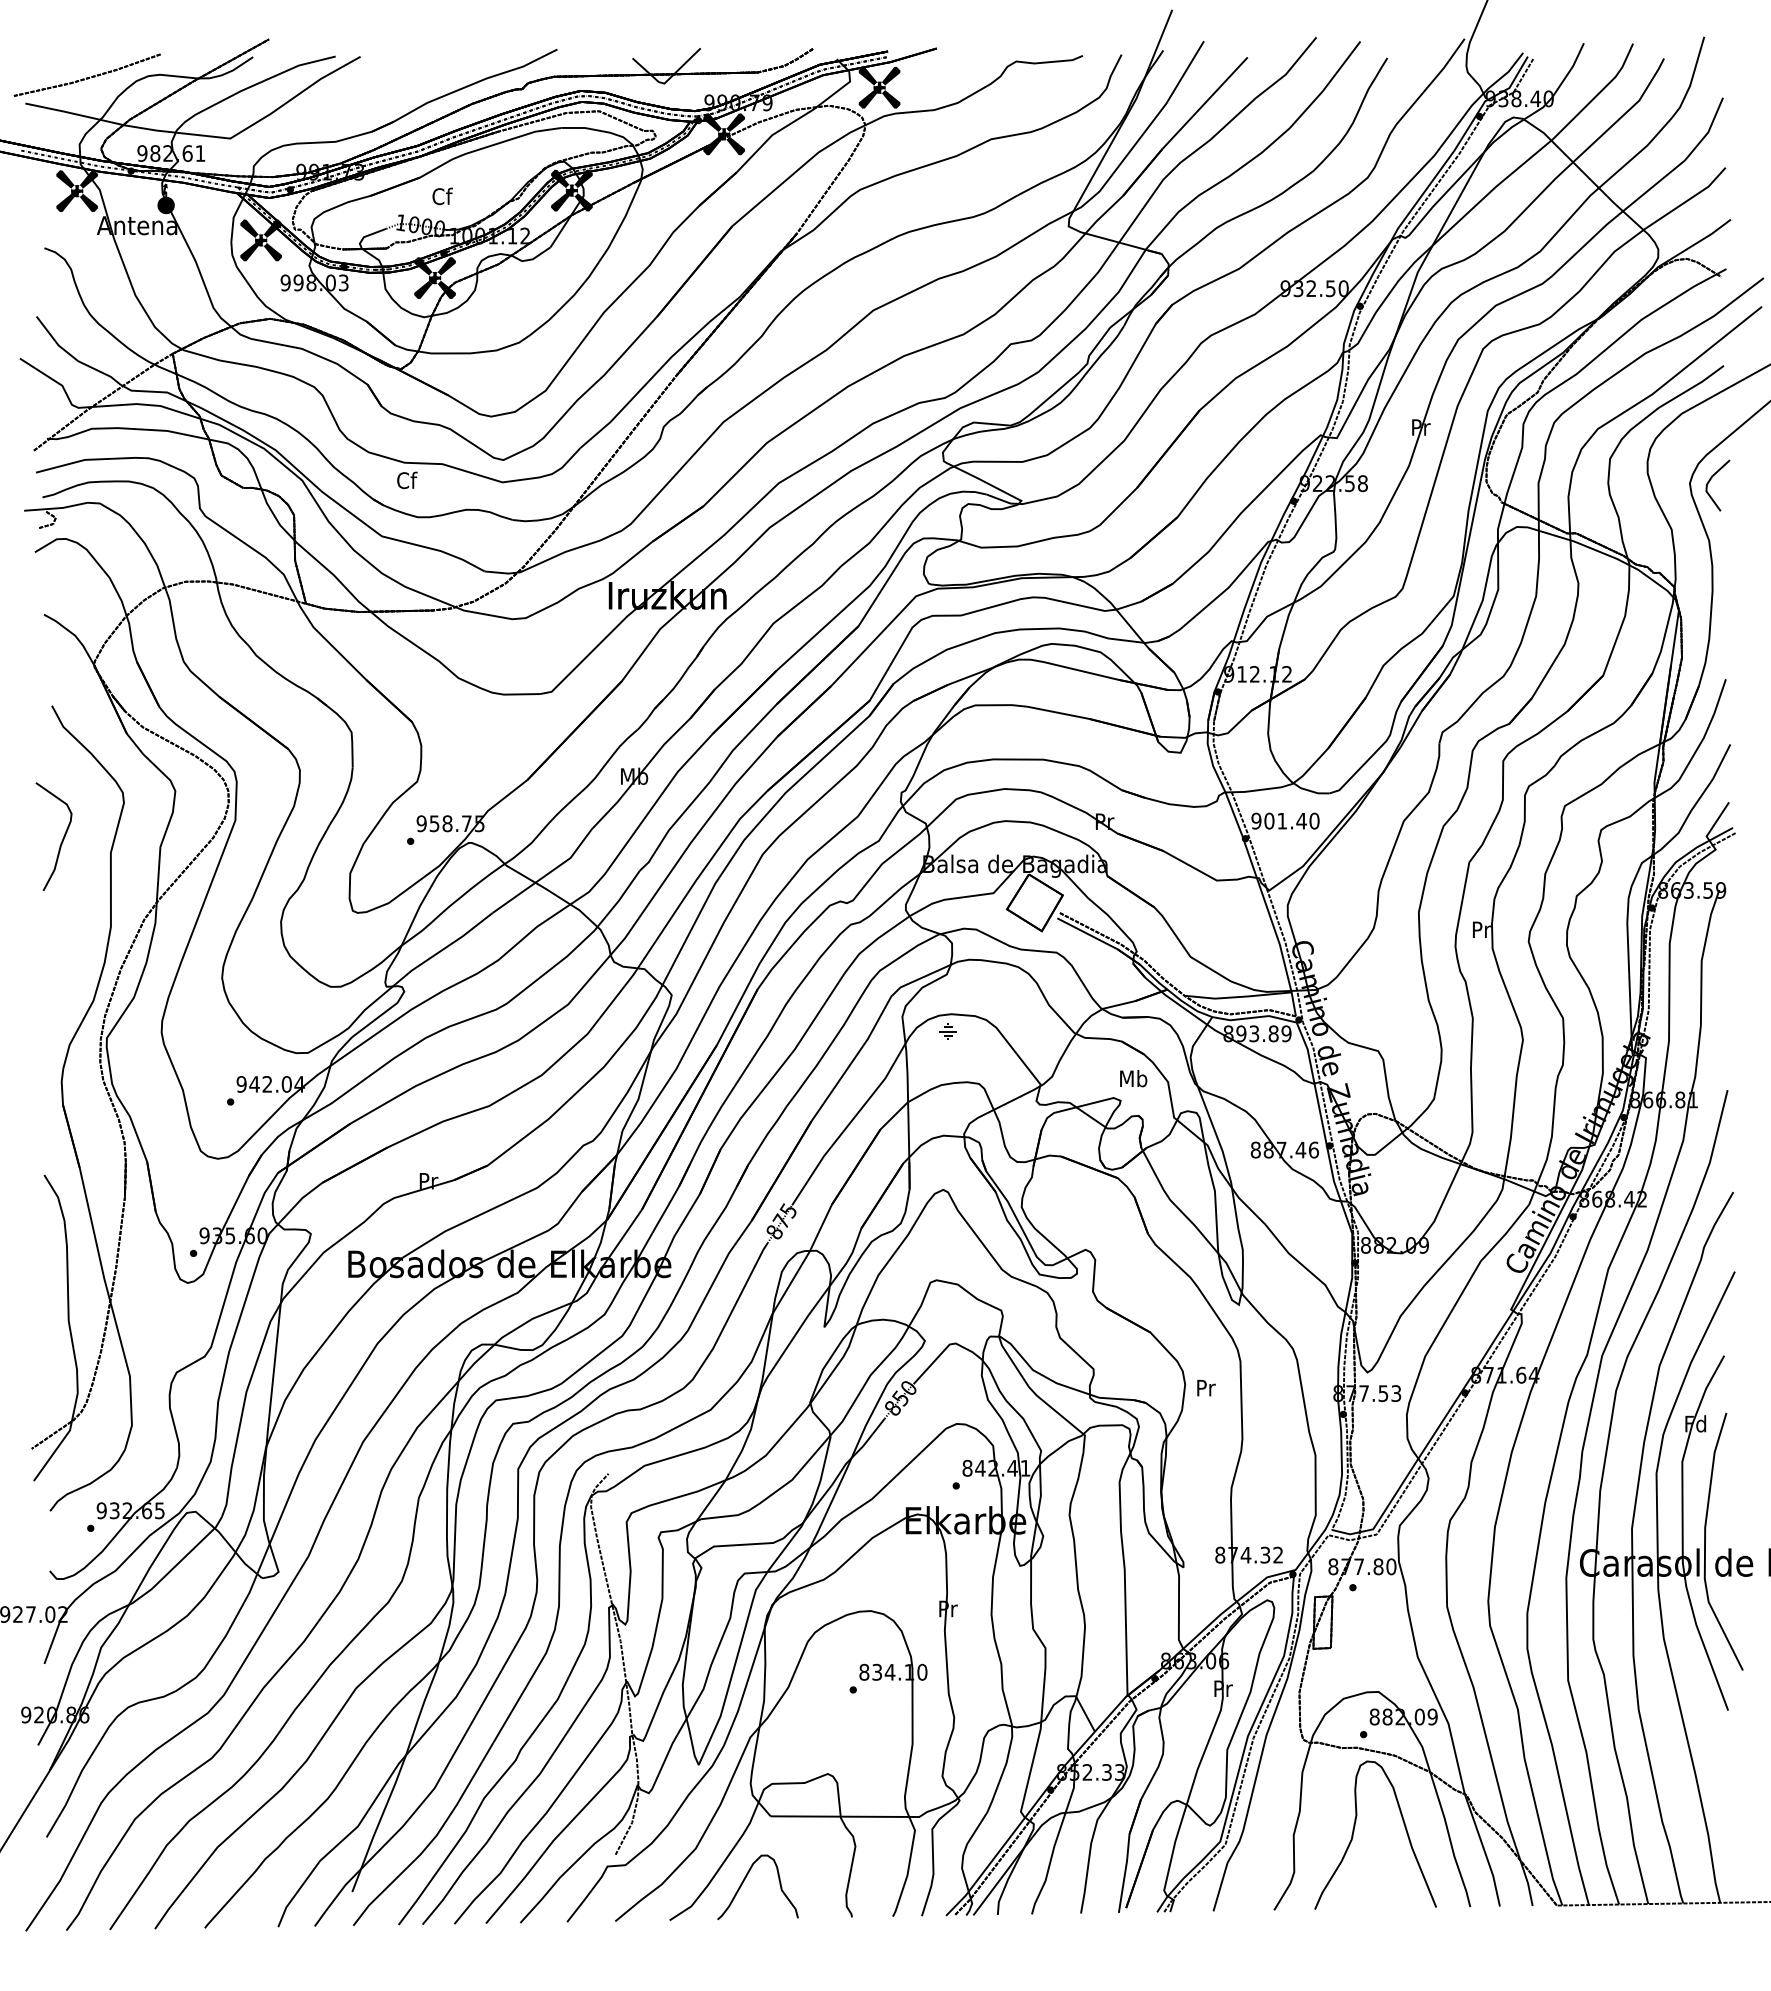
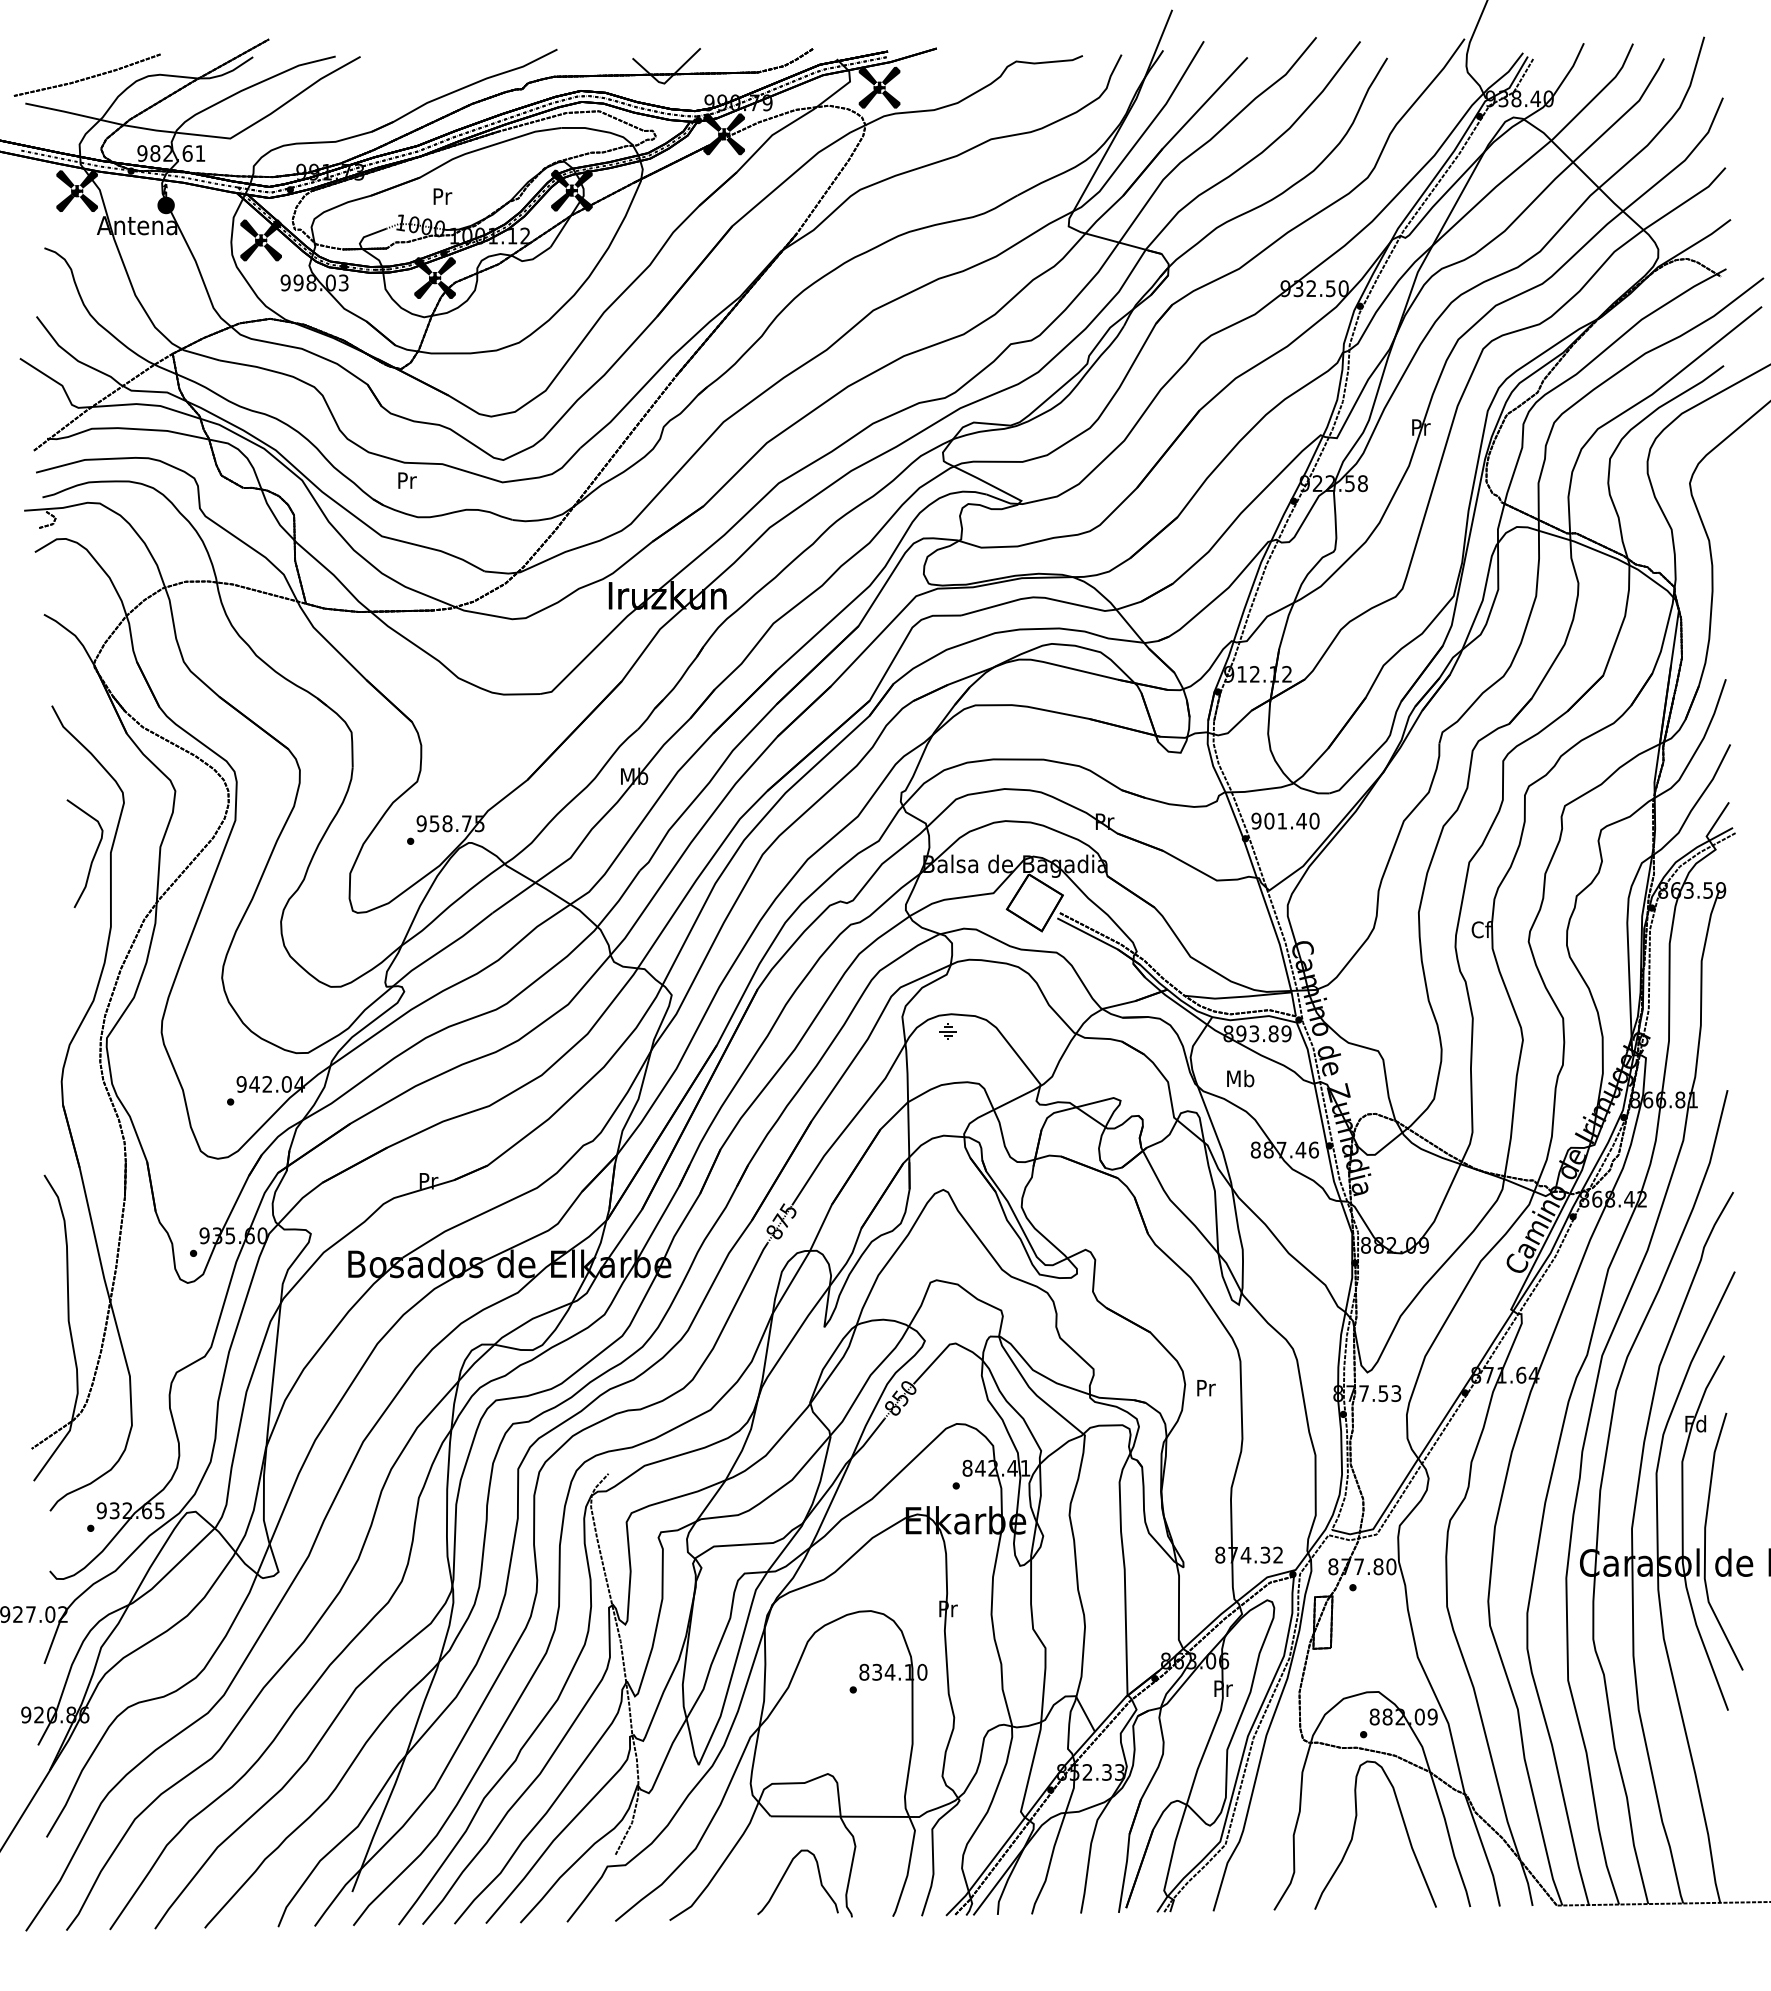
text: Cf -> Pr (442, 196)
text: Cf -> Pr (407, 480)
line: present -> none (1710, 481)
curve position: (62, 838) -> (93, 855) (93, 855)
text: Pr -> Cf (1481, 929)
text position: (1133, 1078) -> (1240, 1078) (1240, 1078)
curve position: (744, 1881) -> (784, 1876) (784, 1876)
